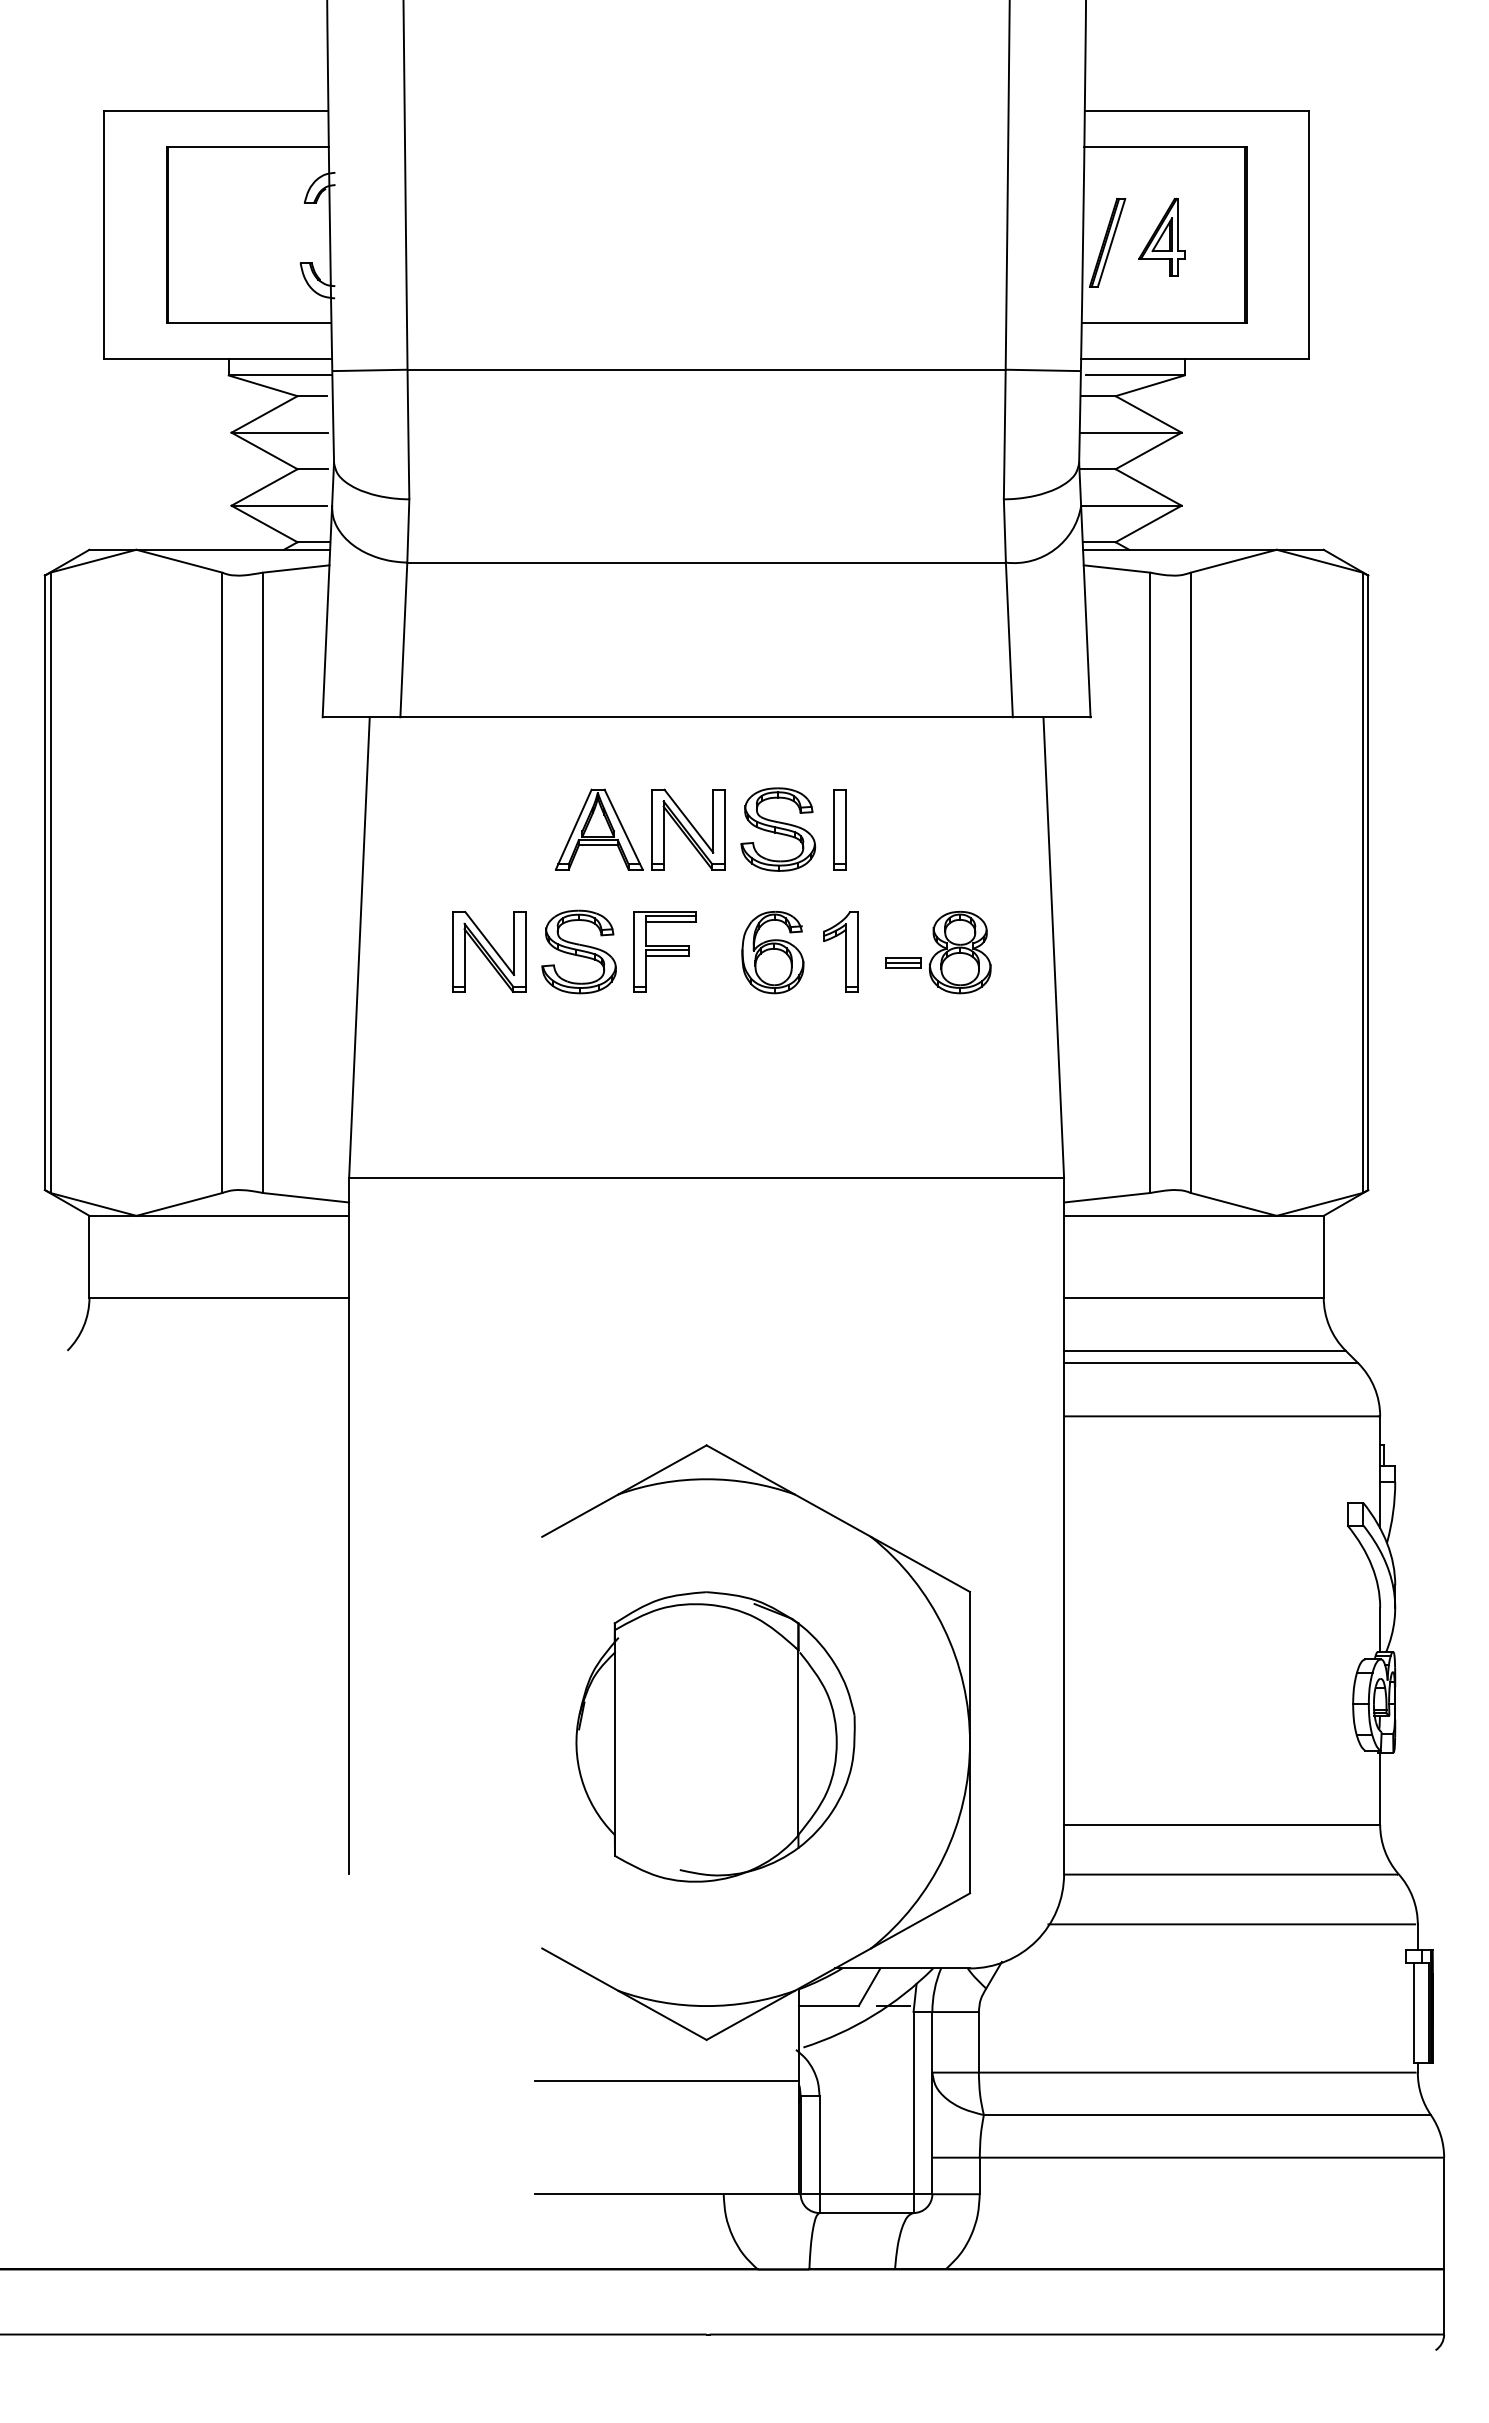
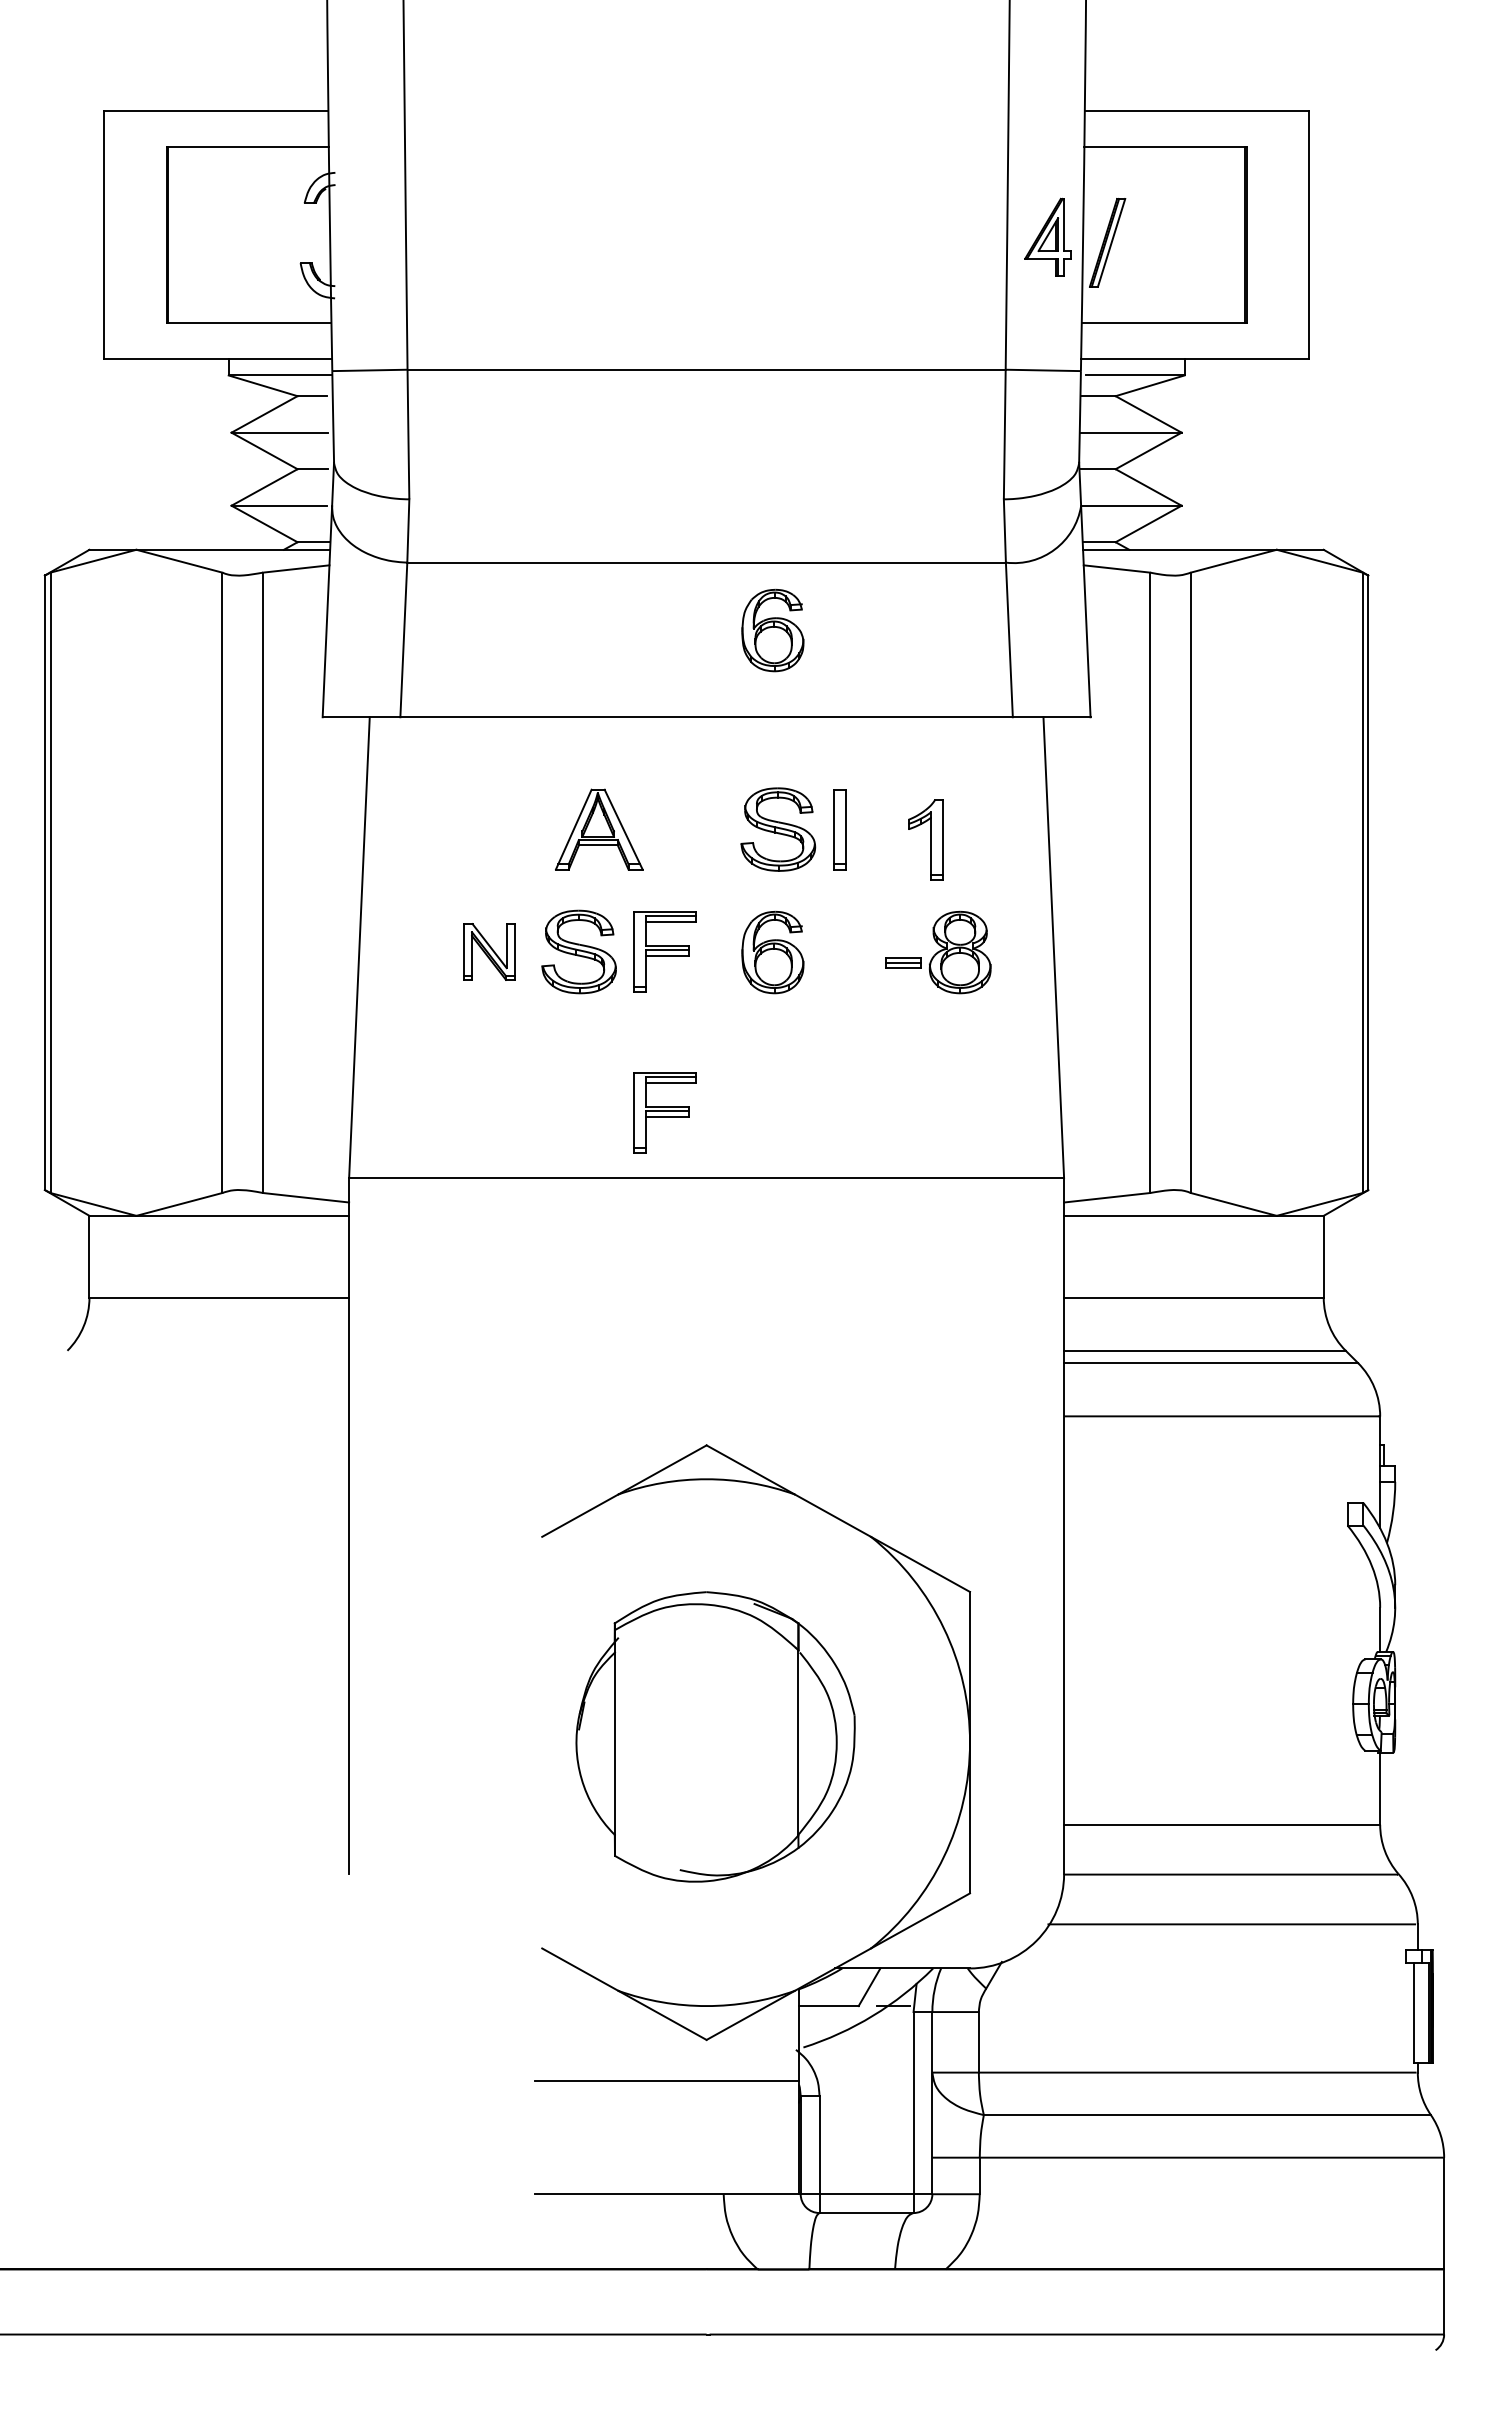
part position: (1161, 236) -> (1047, 236) (1047, 236)
part: none -> present (772, 630)
part: present -> none (688, 829)
part size: 75x82 px -> 53x58 px (489, 951)
part position: (840, 951) -> (925, 839) (925, 839)
part: none -> present (664, 1112)
